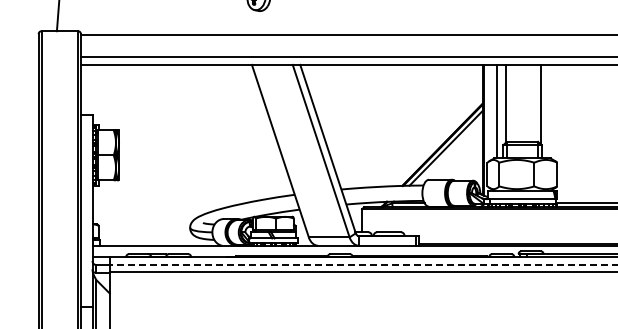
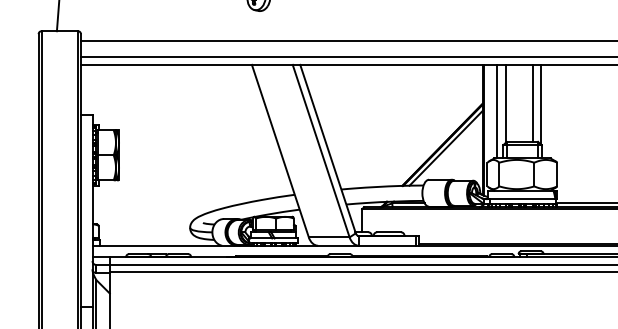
line position: (347, 35) -> (347, 41) (347, 41)
line: none -> present (532, 102)
line: dashed -> solid (363, 264)
